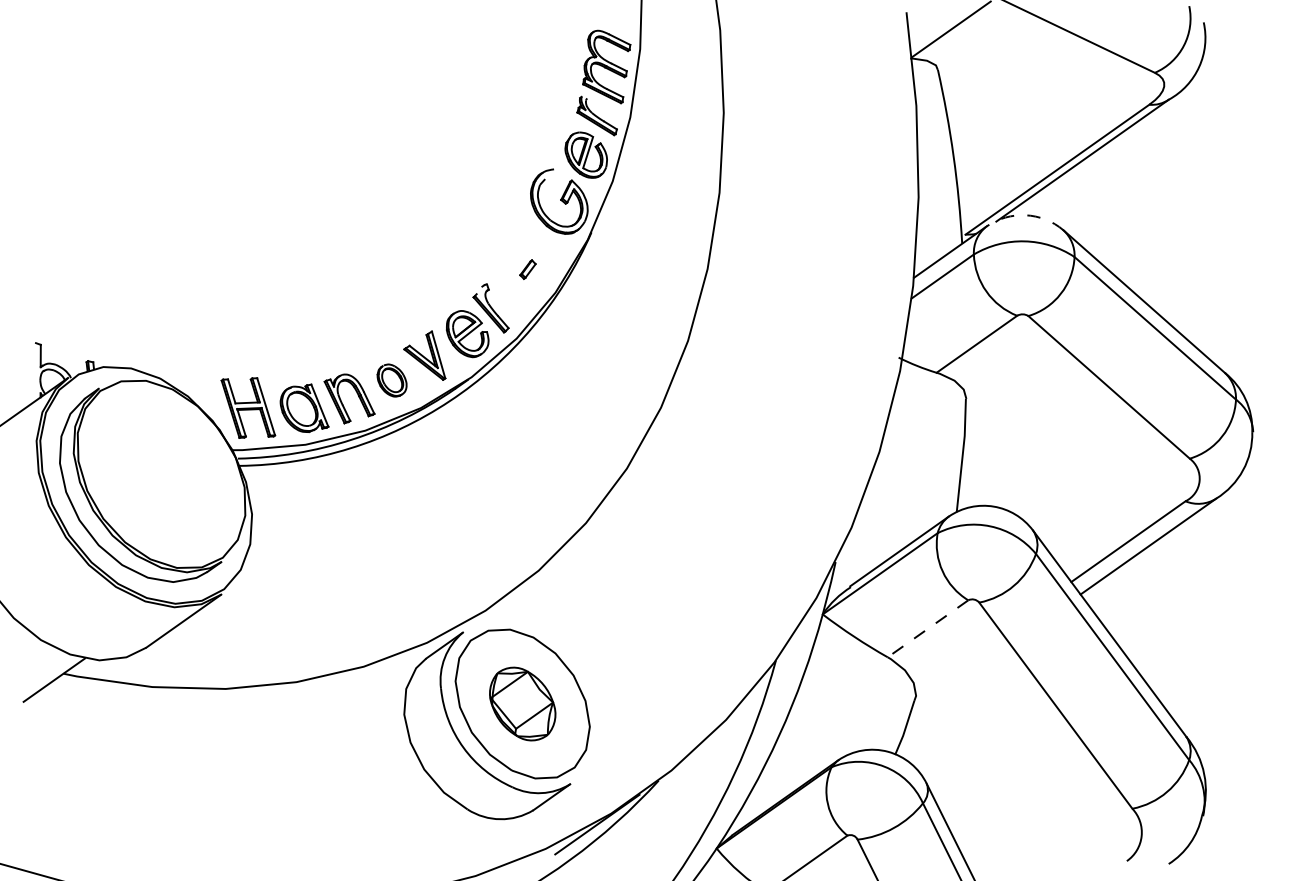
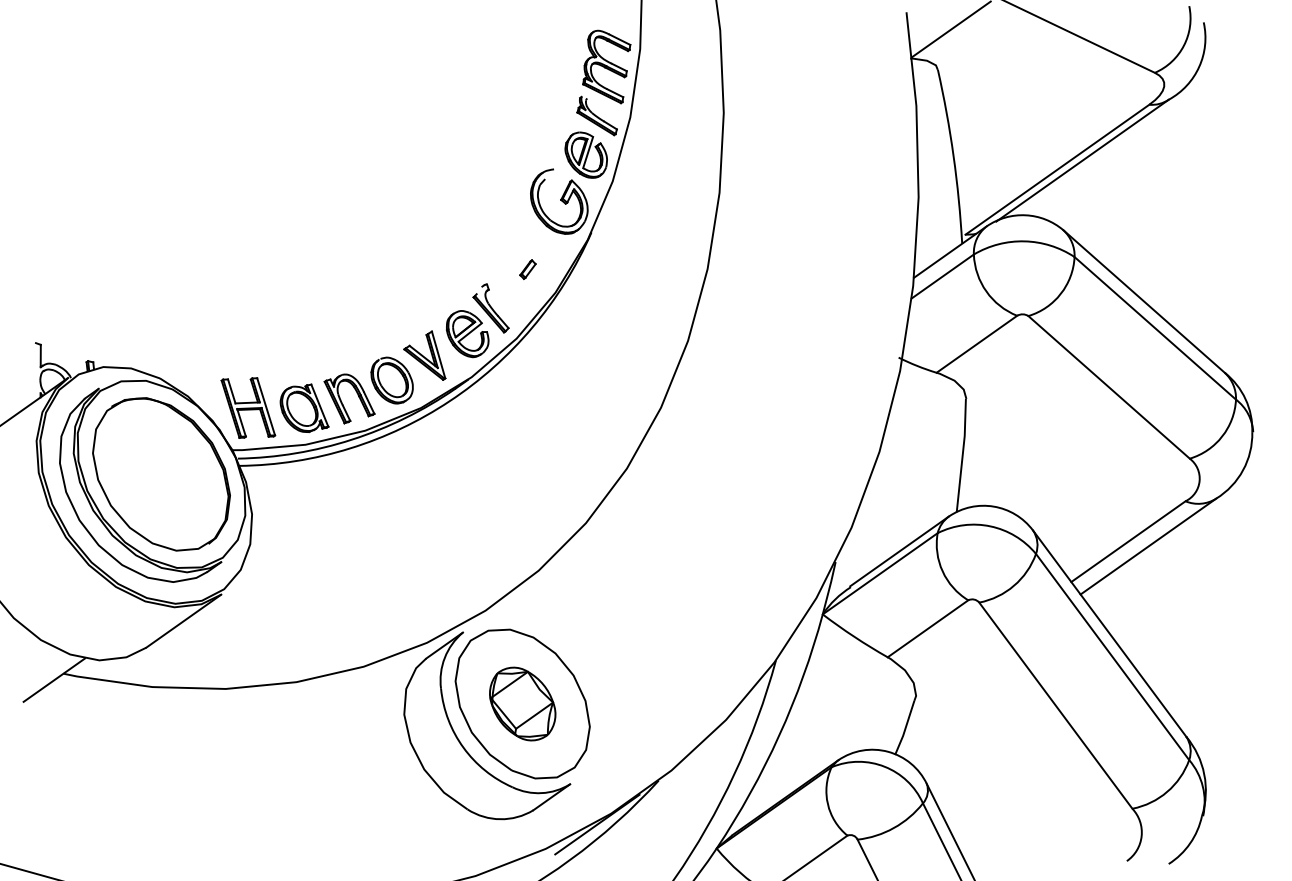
arc: dashed -> solid (1025, 215)
part size: 32x35 px -> 44x49 px (391, 380)
part: none -> present (161, 474)
line: dashed -> solid (927, 629)
